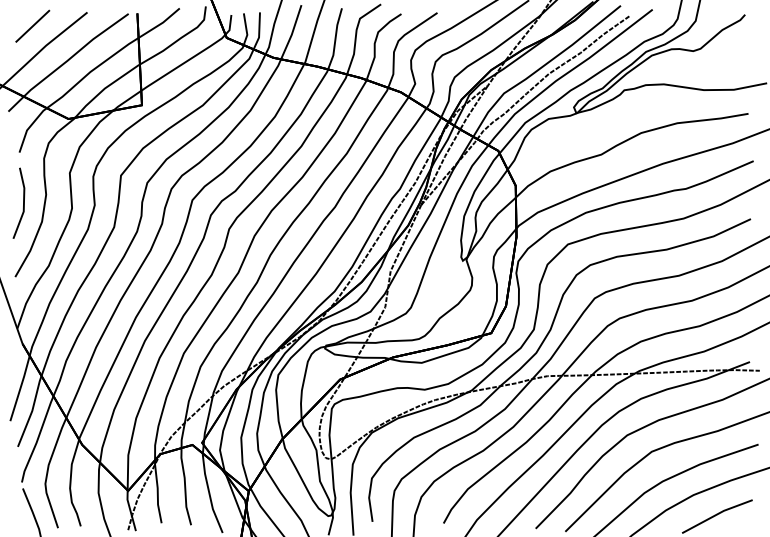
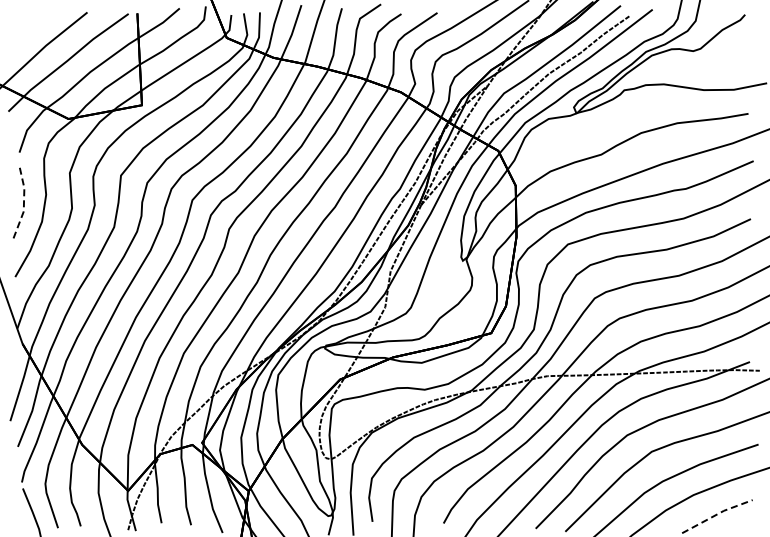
line: present -> none (32, 25)
line: solid -> dashed (23, 204)
line: solid -> dashed (717, 514)
